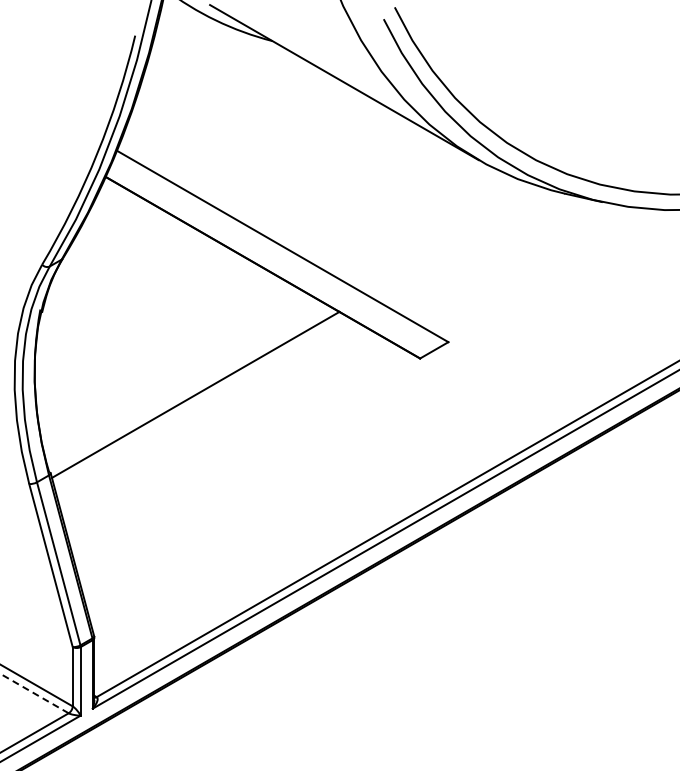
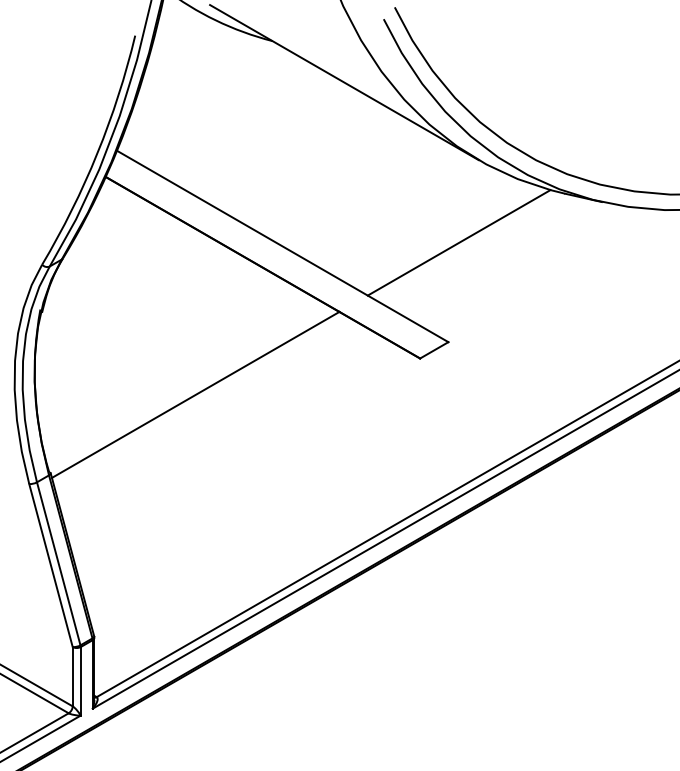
line: none -> present (458, 242)
line: dashed -> solid (34, 693)
